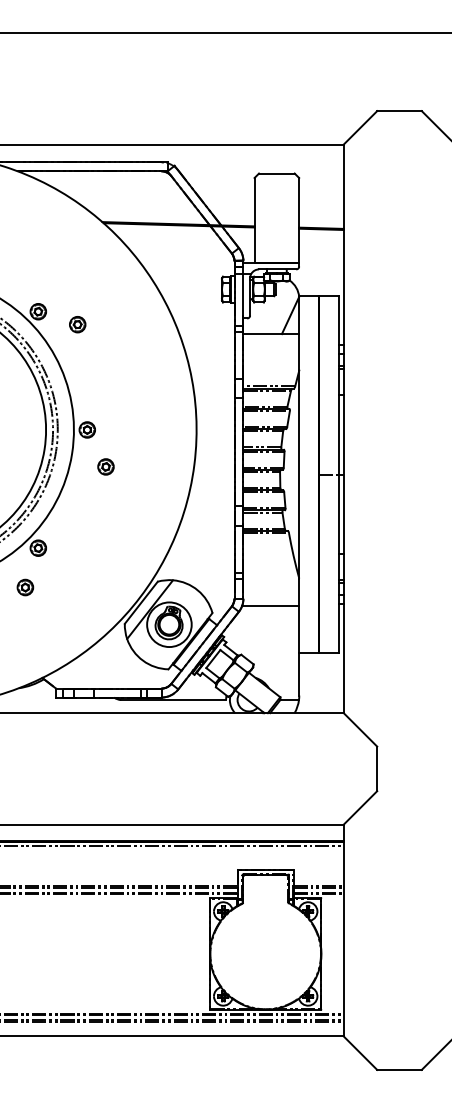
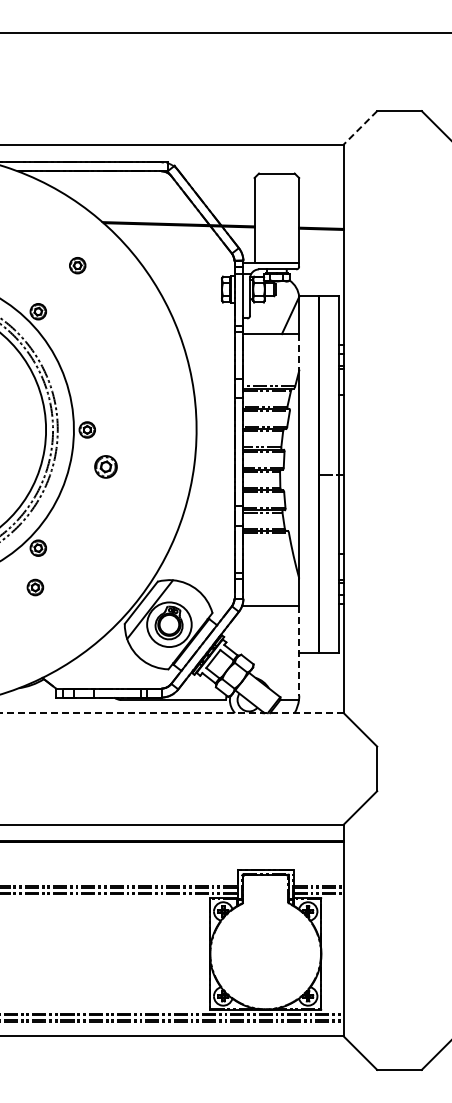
line: solid -> dashed (360, 127)
part position: (77, 324) -> (77, 265) (77, 265)
line: solid -> dashed (299, 352)
part size: 18x18 px -> 24x24 px (105, 466)
part position: (25, 587) -> (35, 587) (35, 587)
line: solid -> dashed (299, 650)
line: solid -> dashed (171, 713)
line: present -> none (172, 846)
